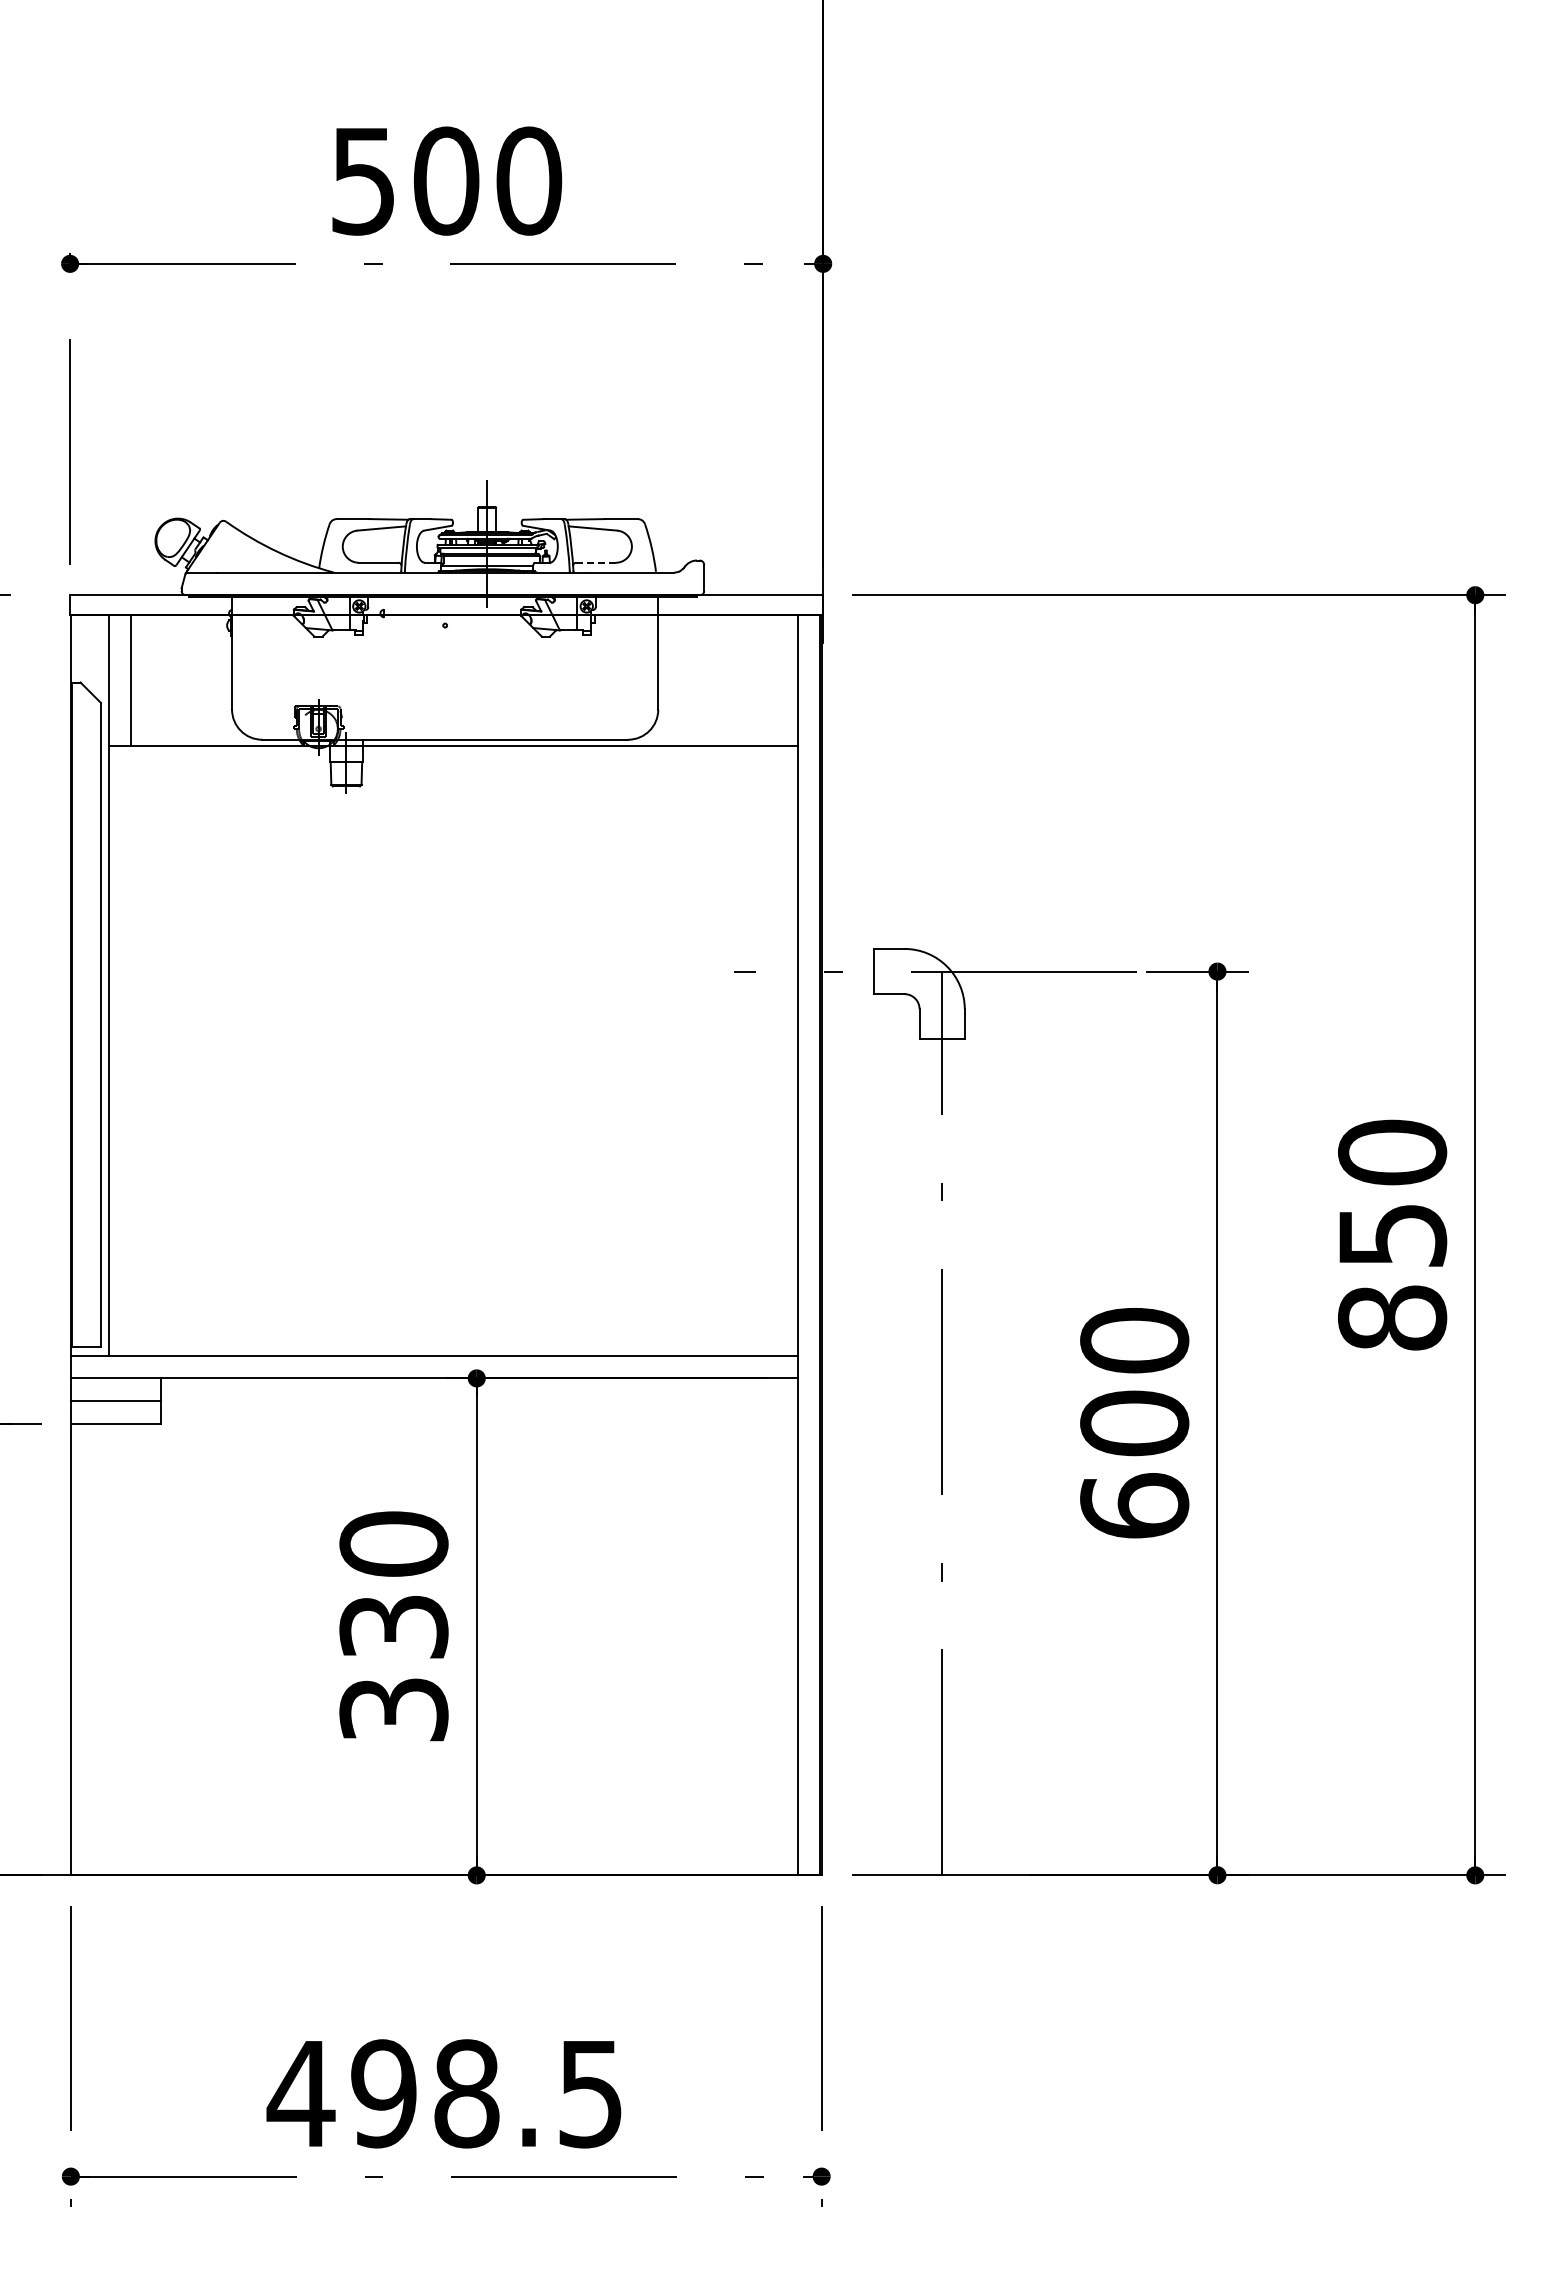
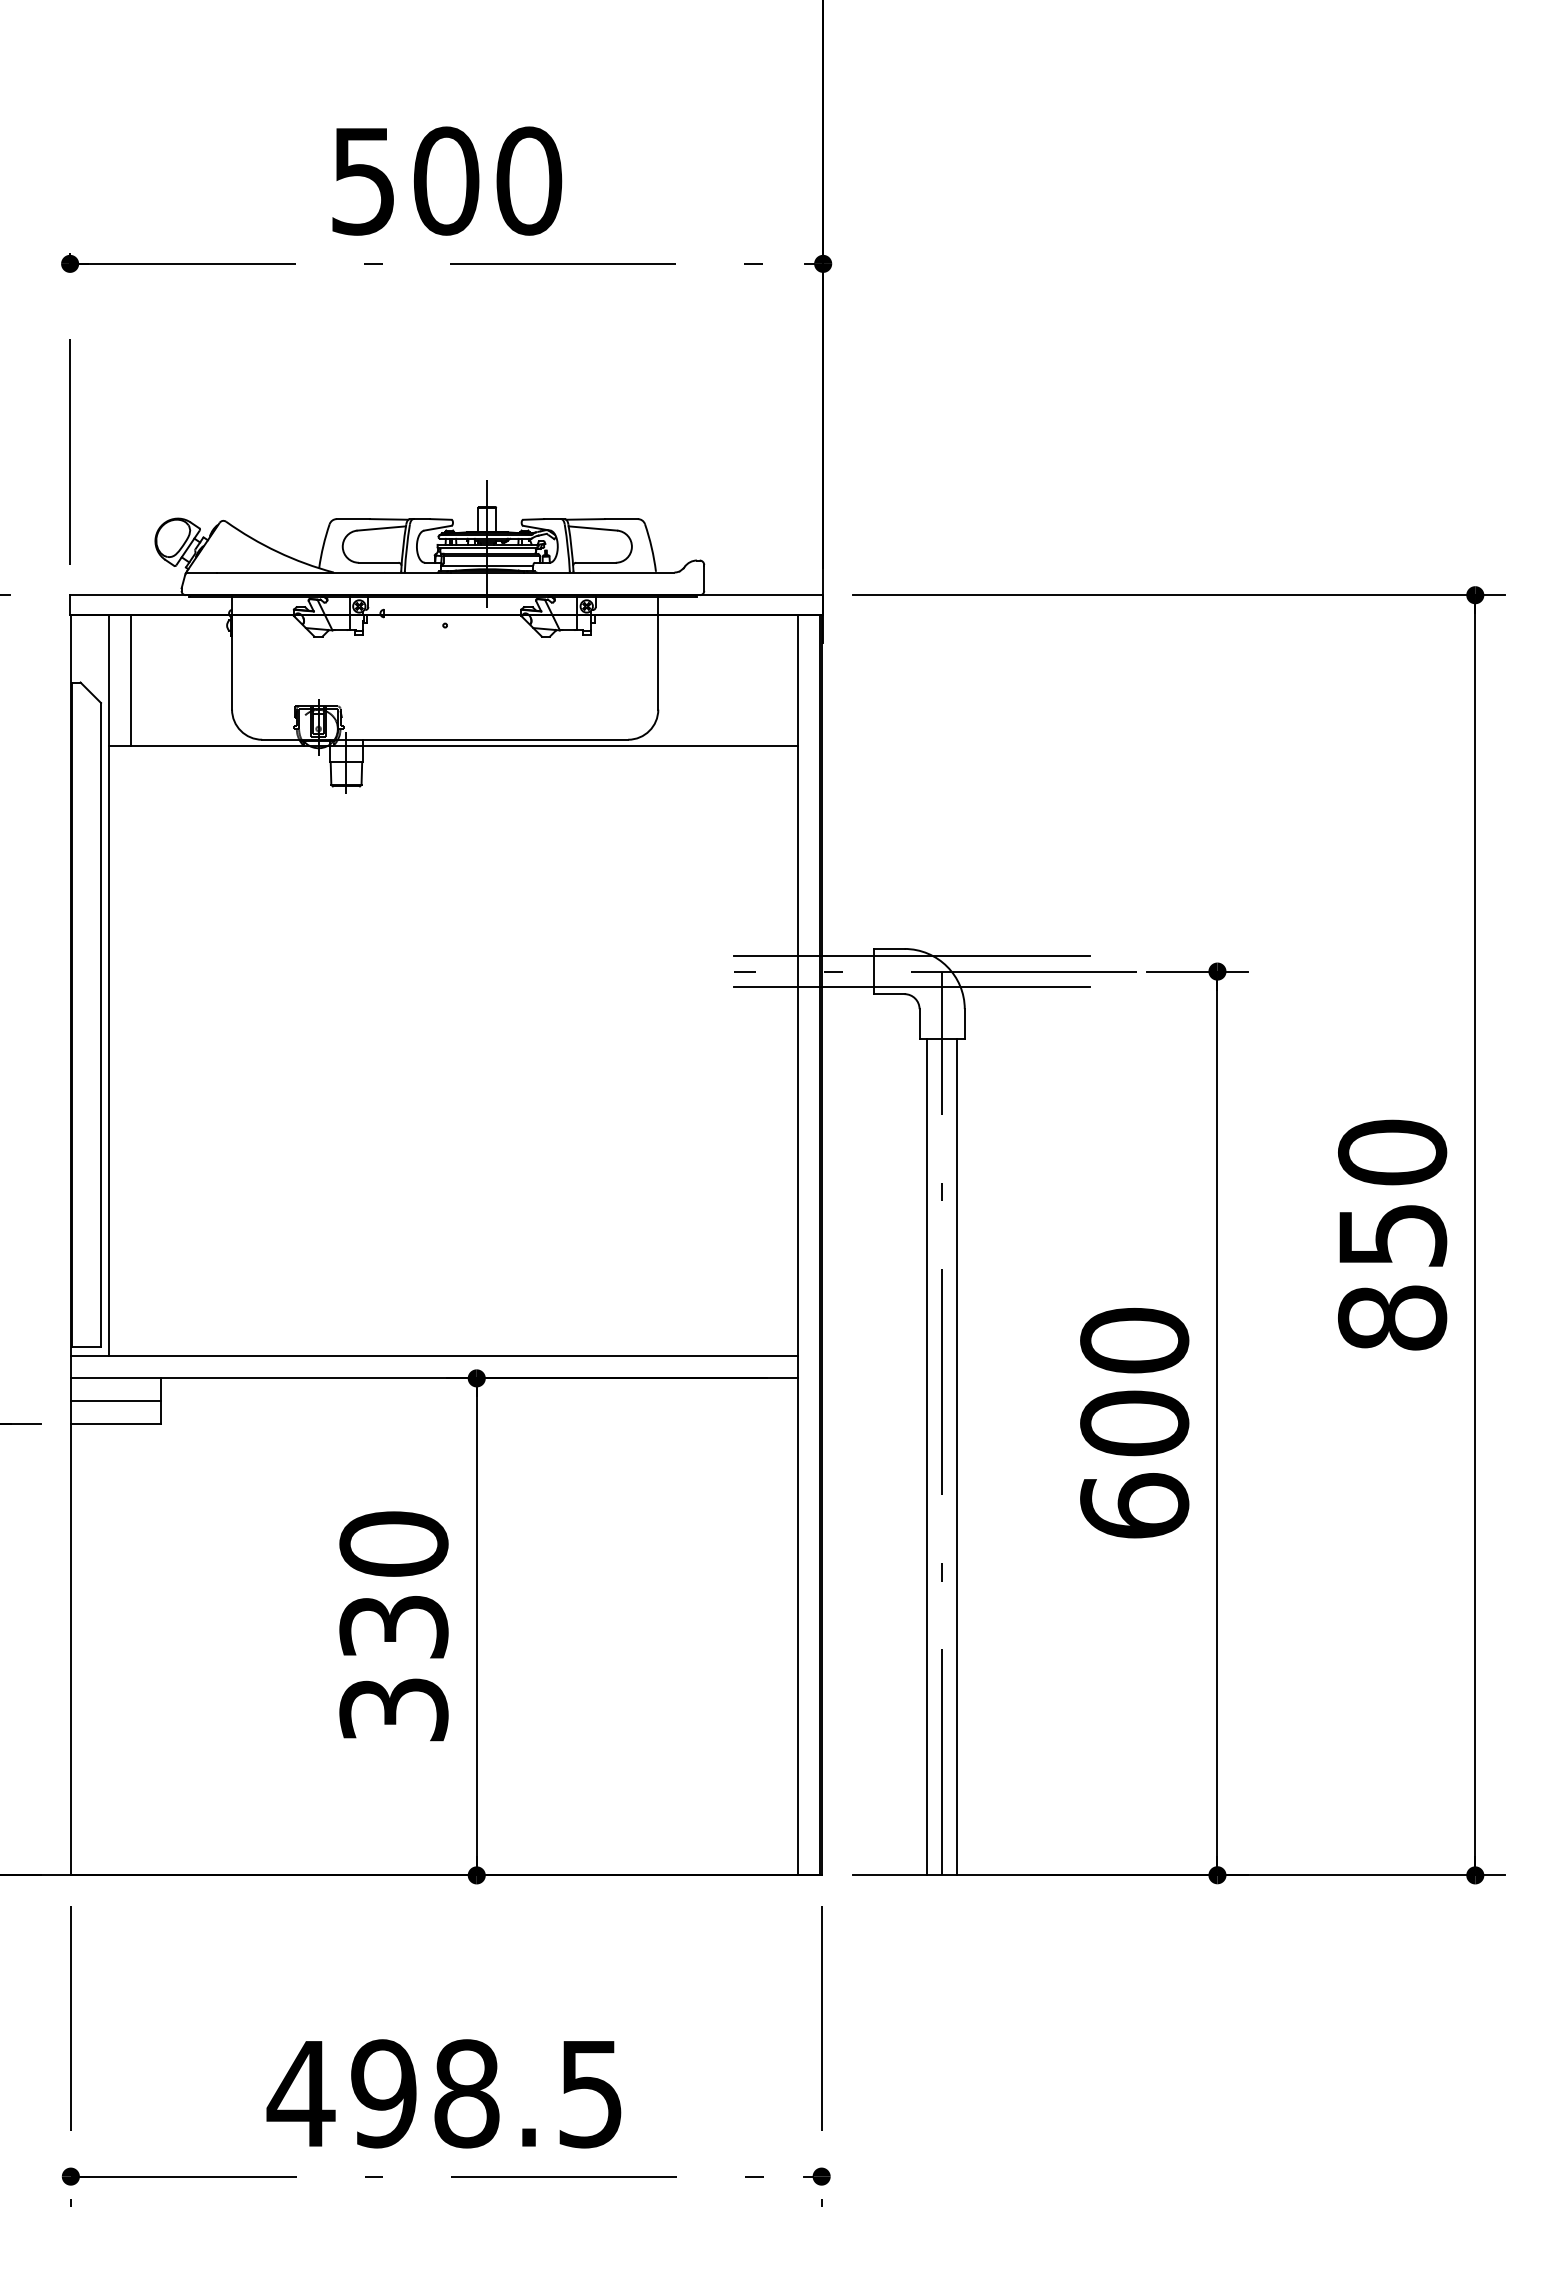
line: dashed -> solid (596, 562)
line: none -> present (911, 956)
line: none -> present (912, 986)
line: none -> present (927, 1457)
line: none -> present (957, 1457)
